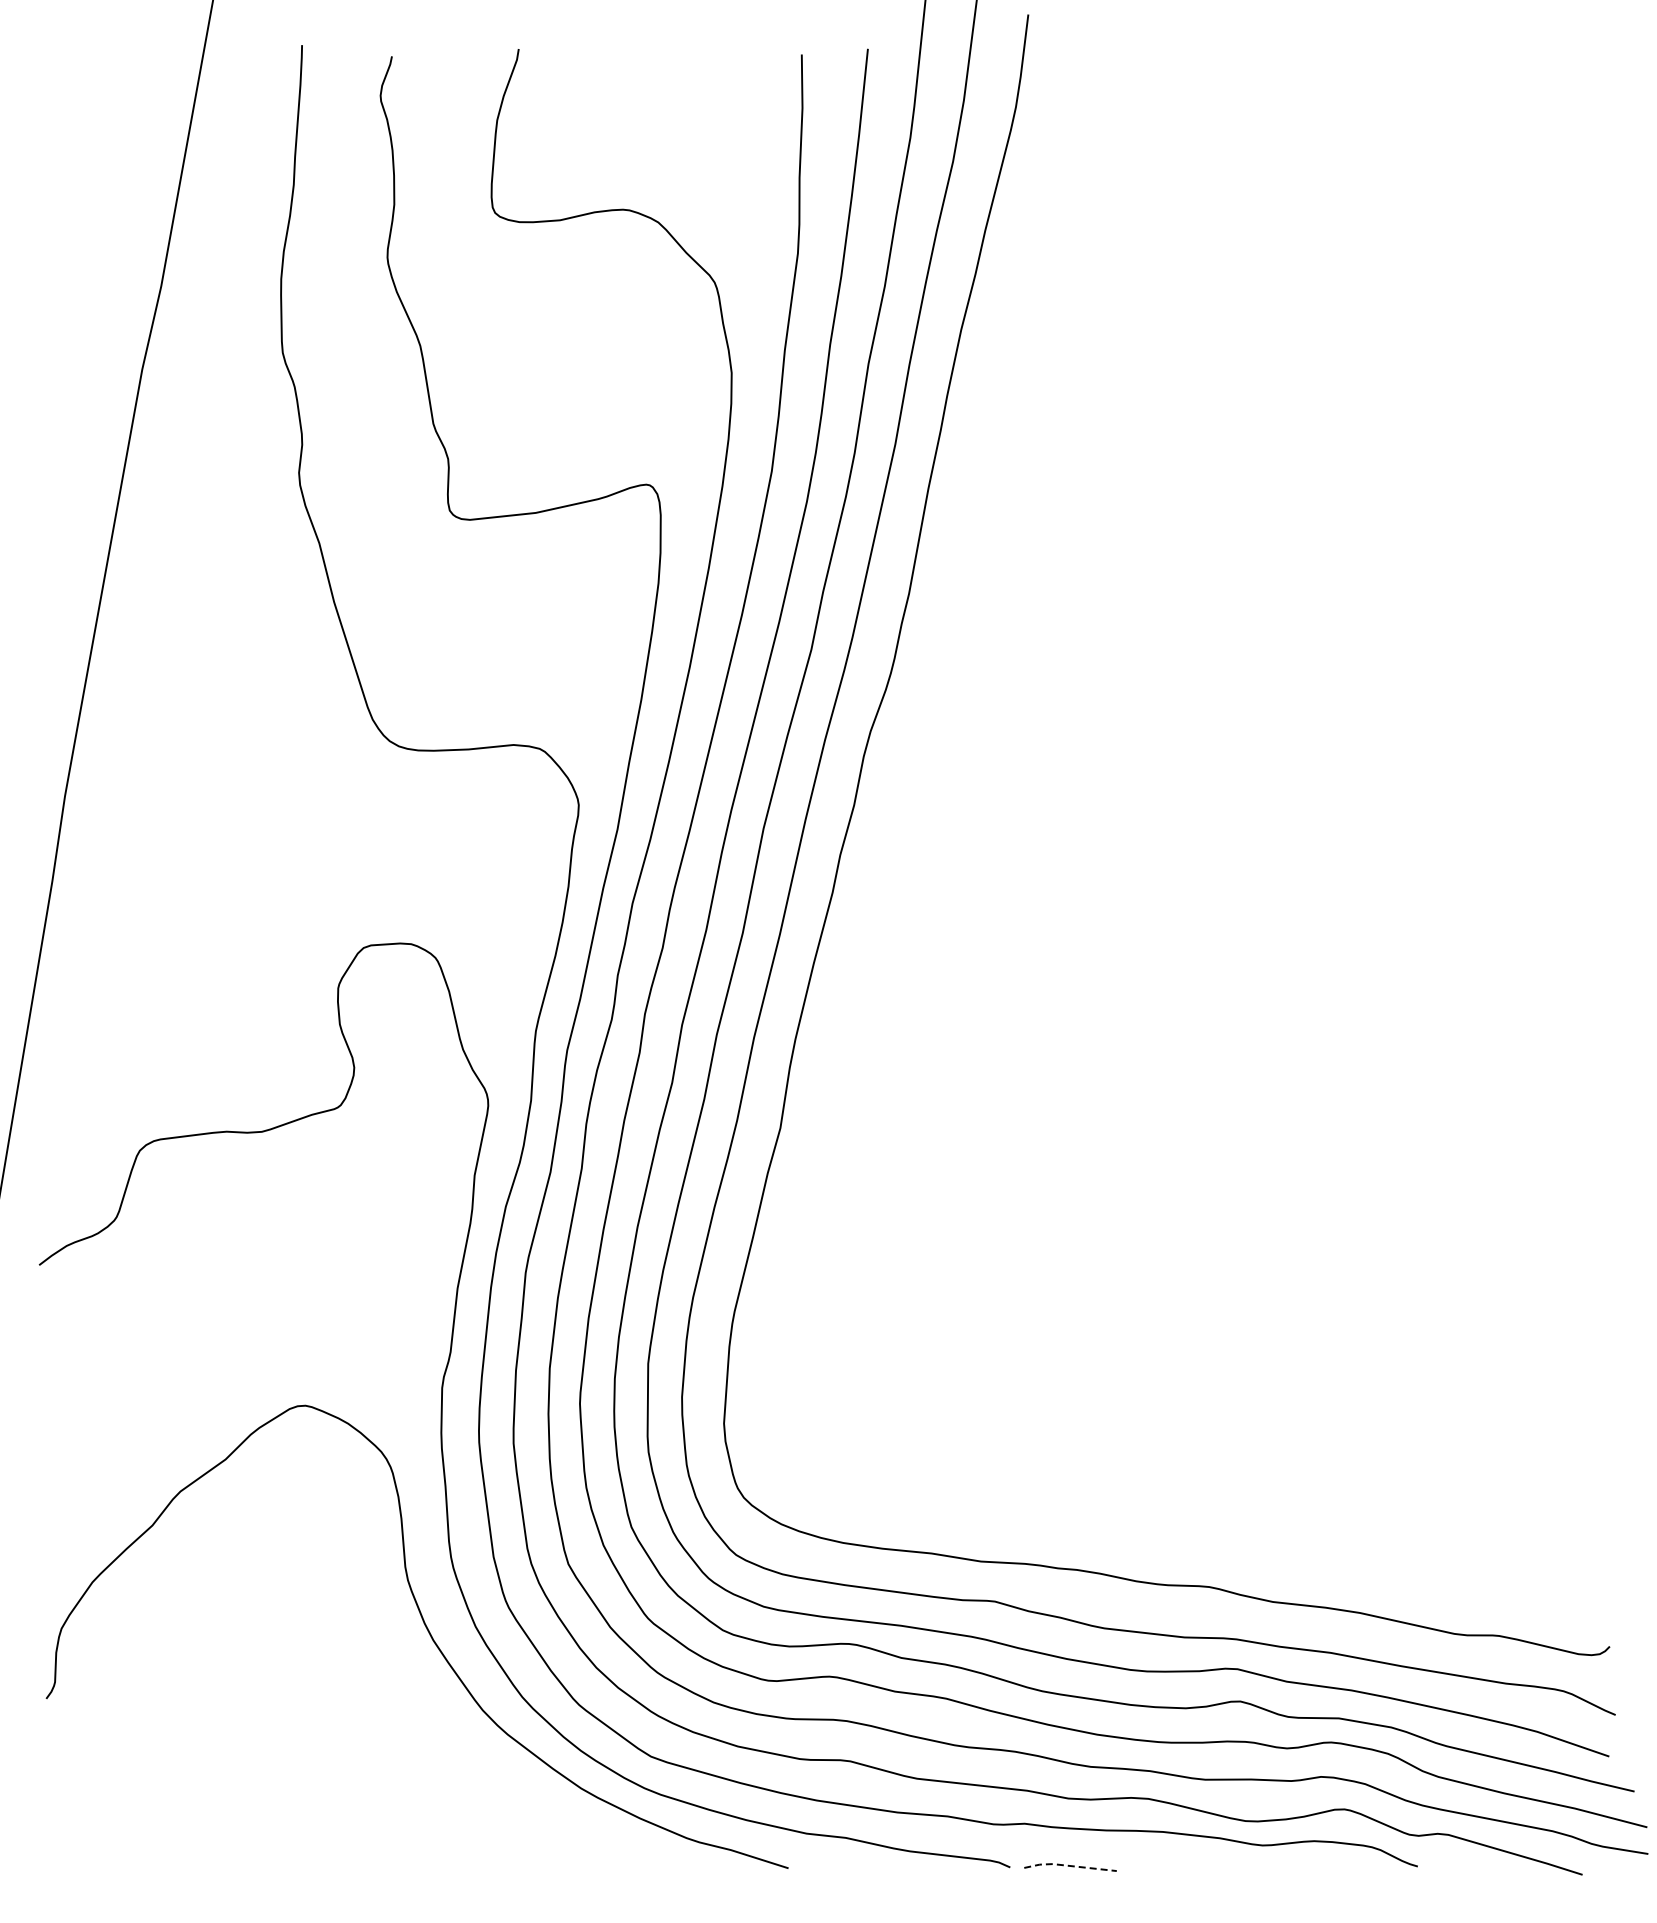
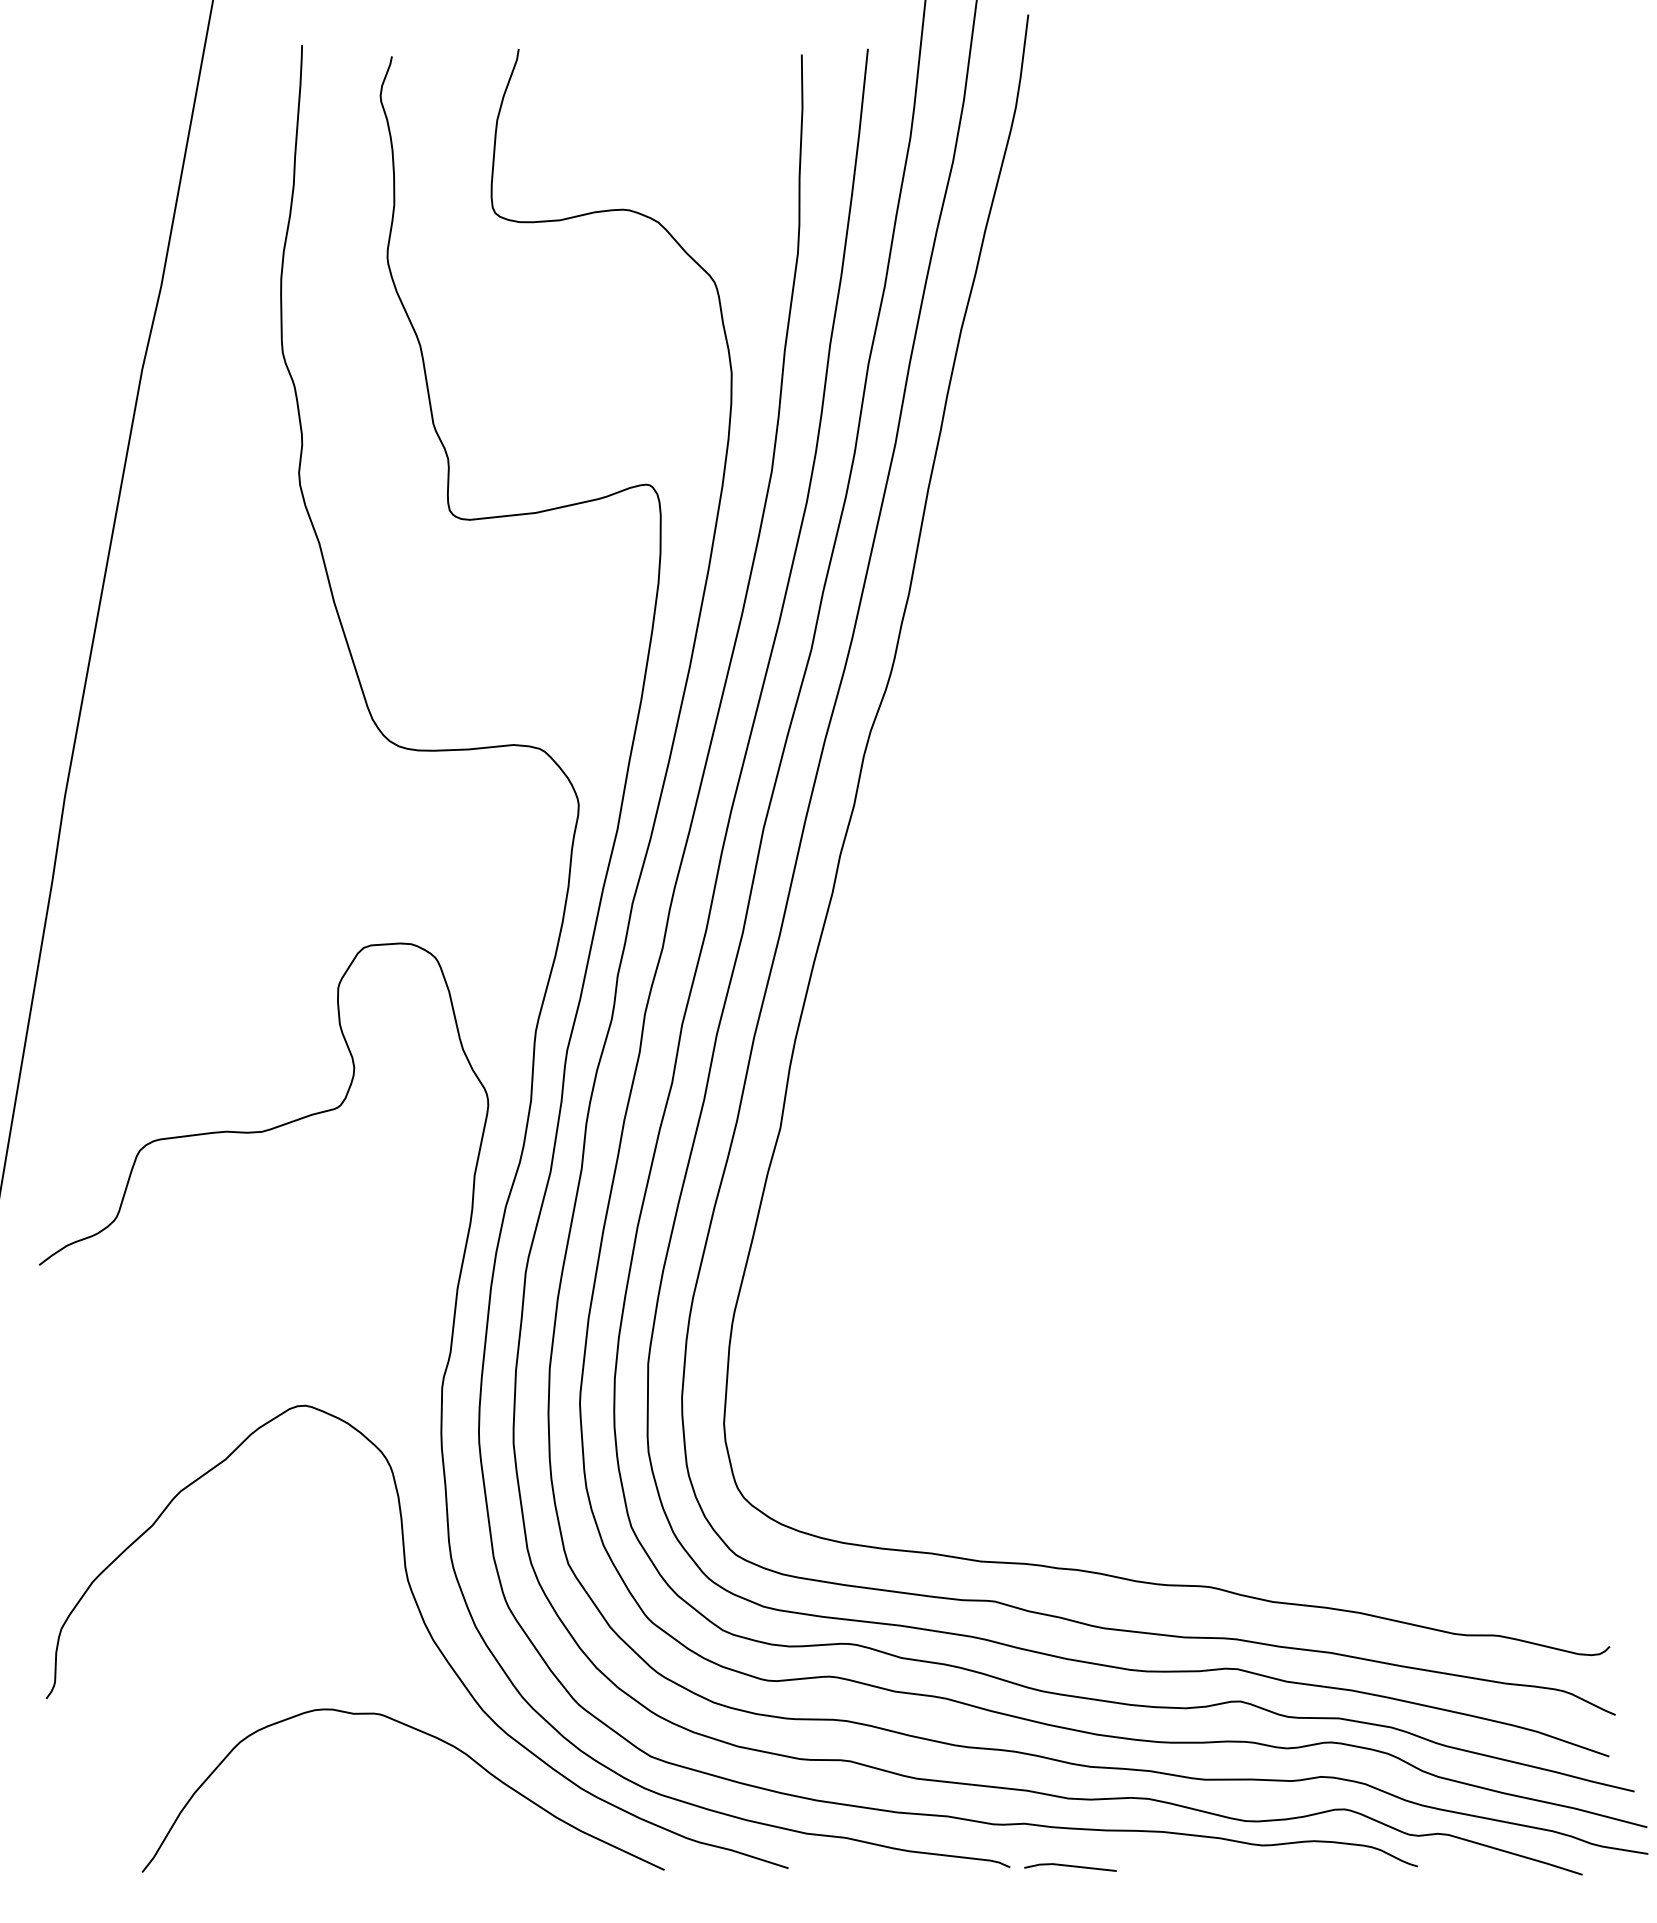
curve: none -> present (425, 1734)
line: dashed -> solid (1069, 1865)
